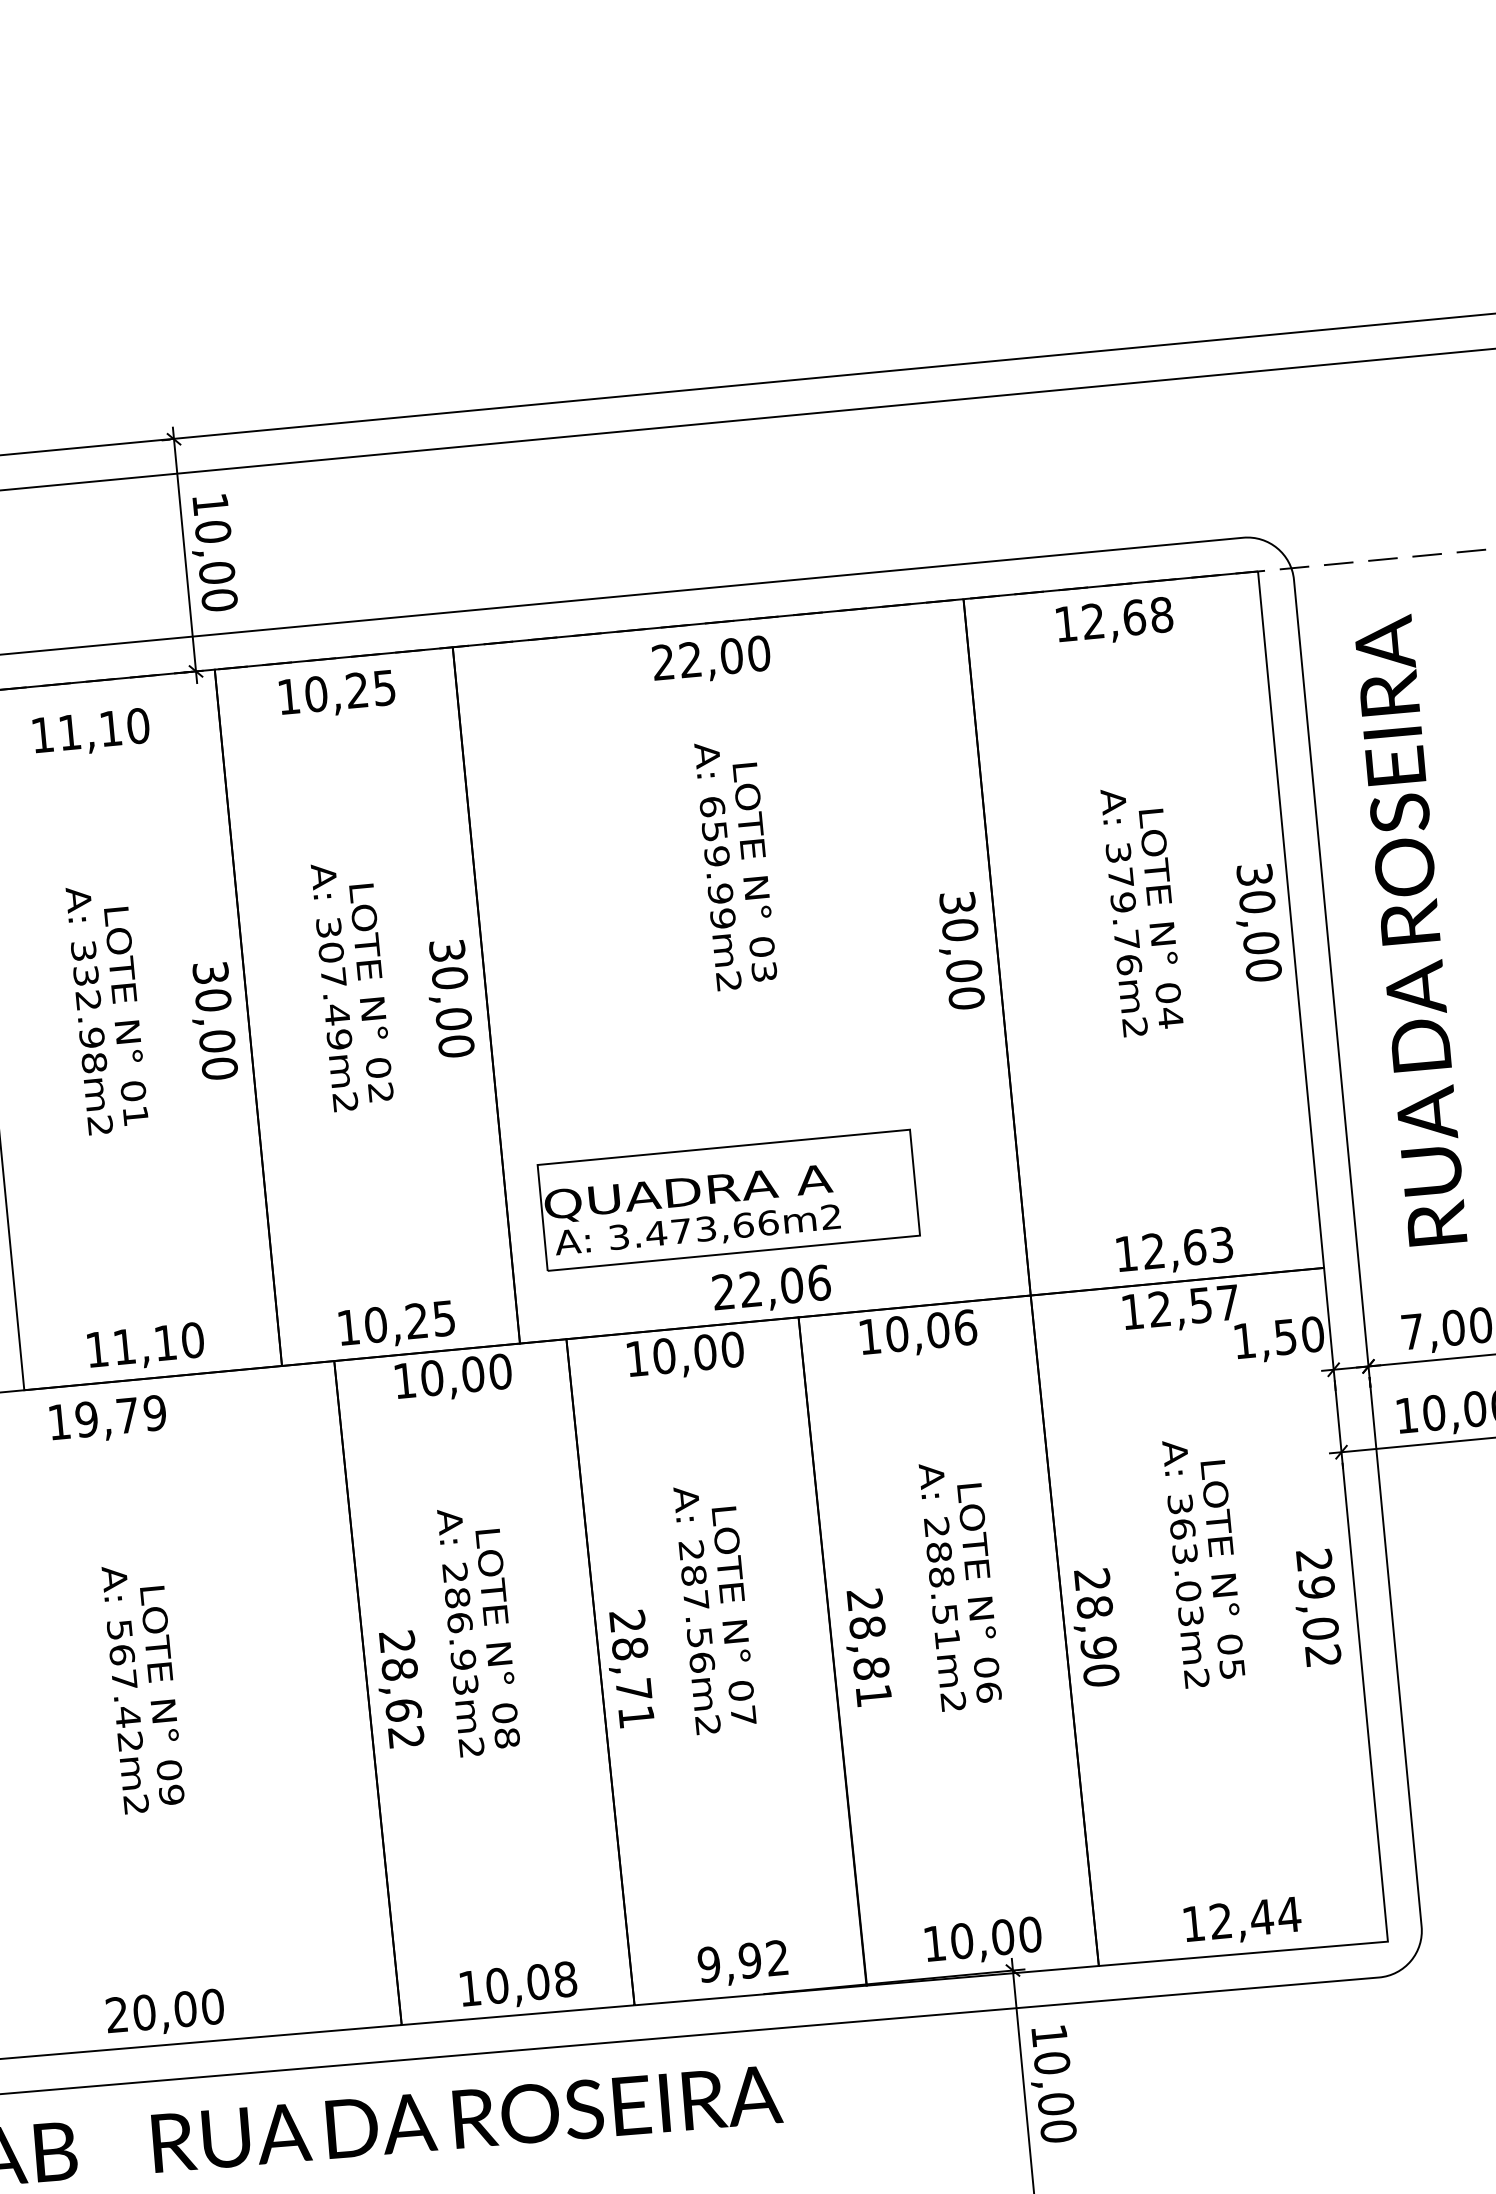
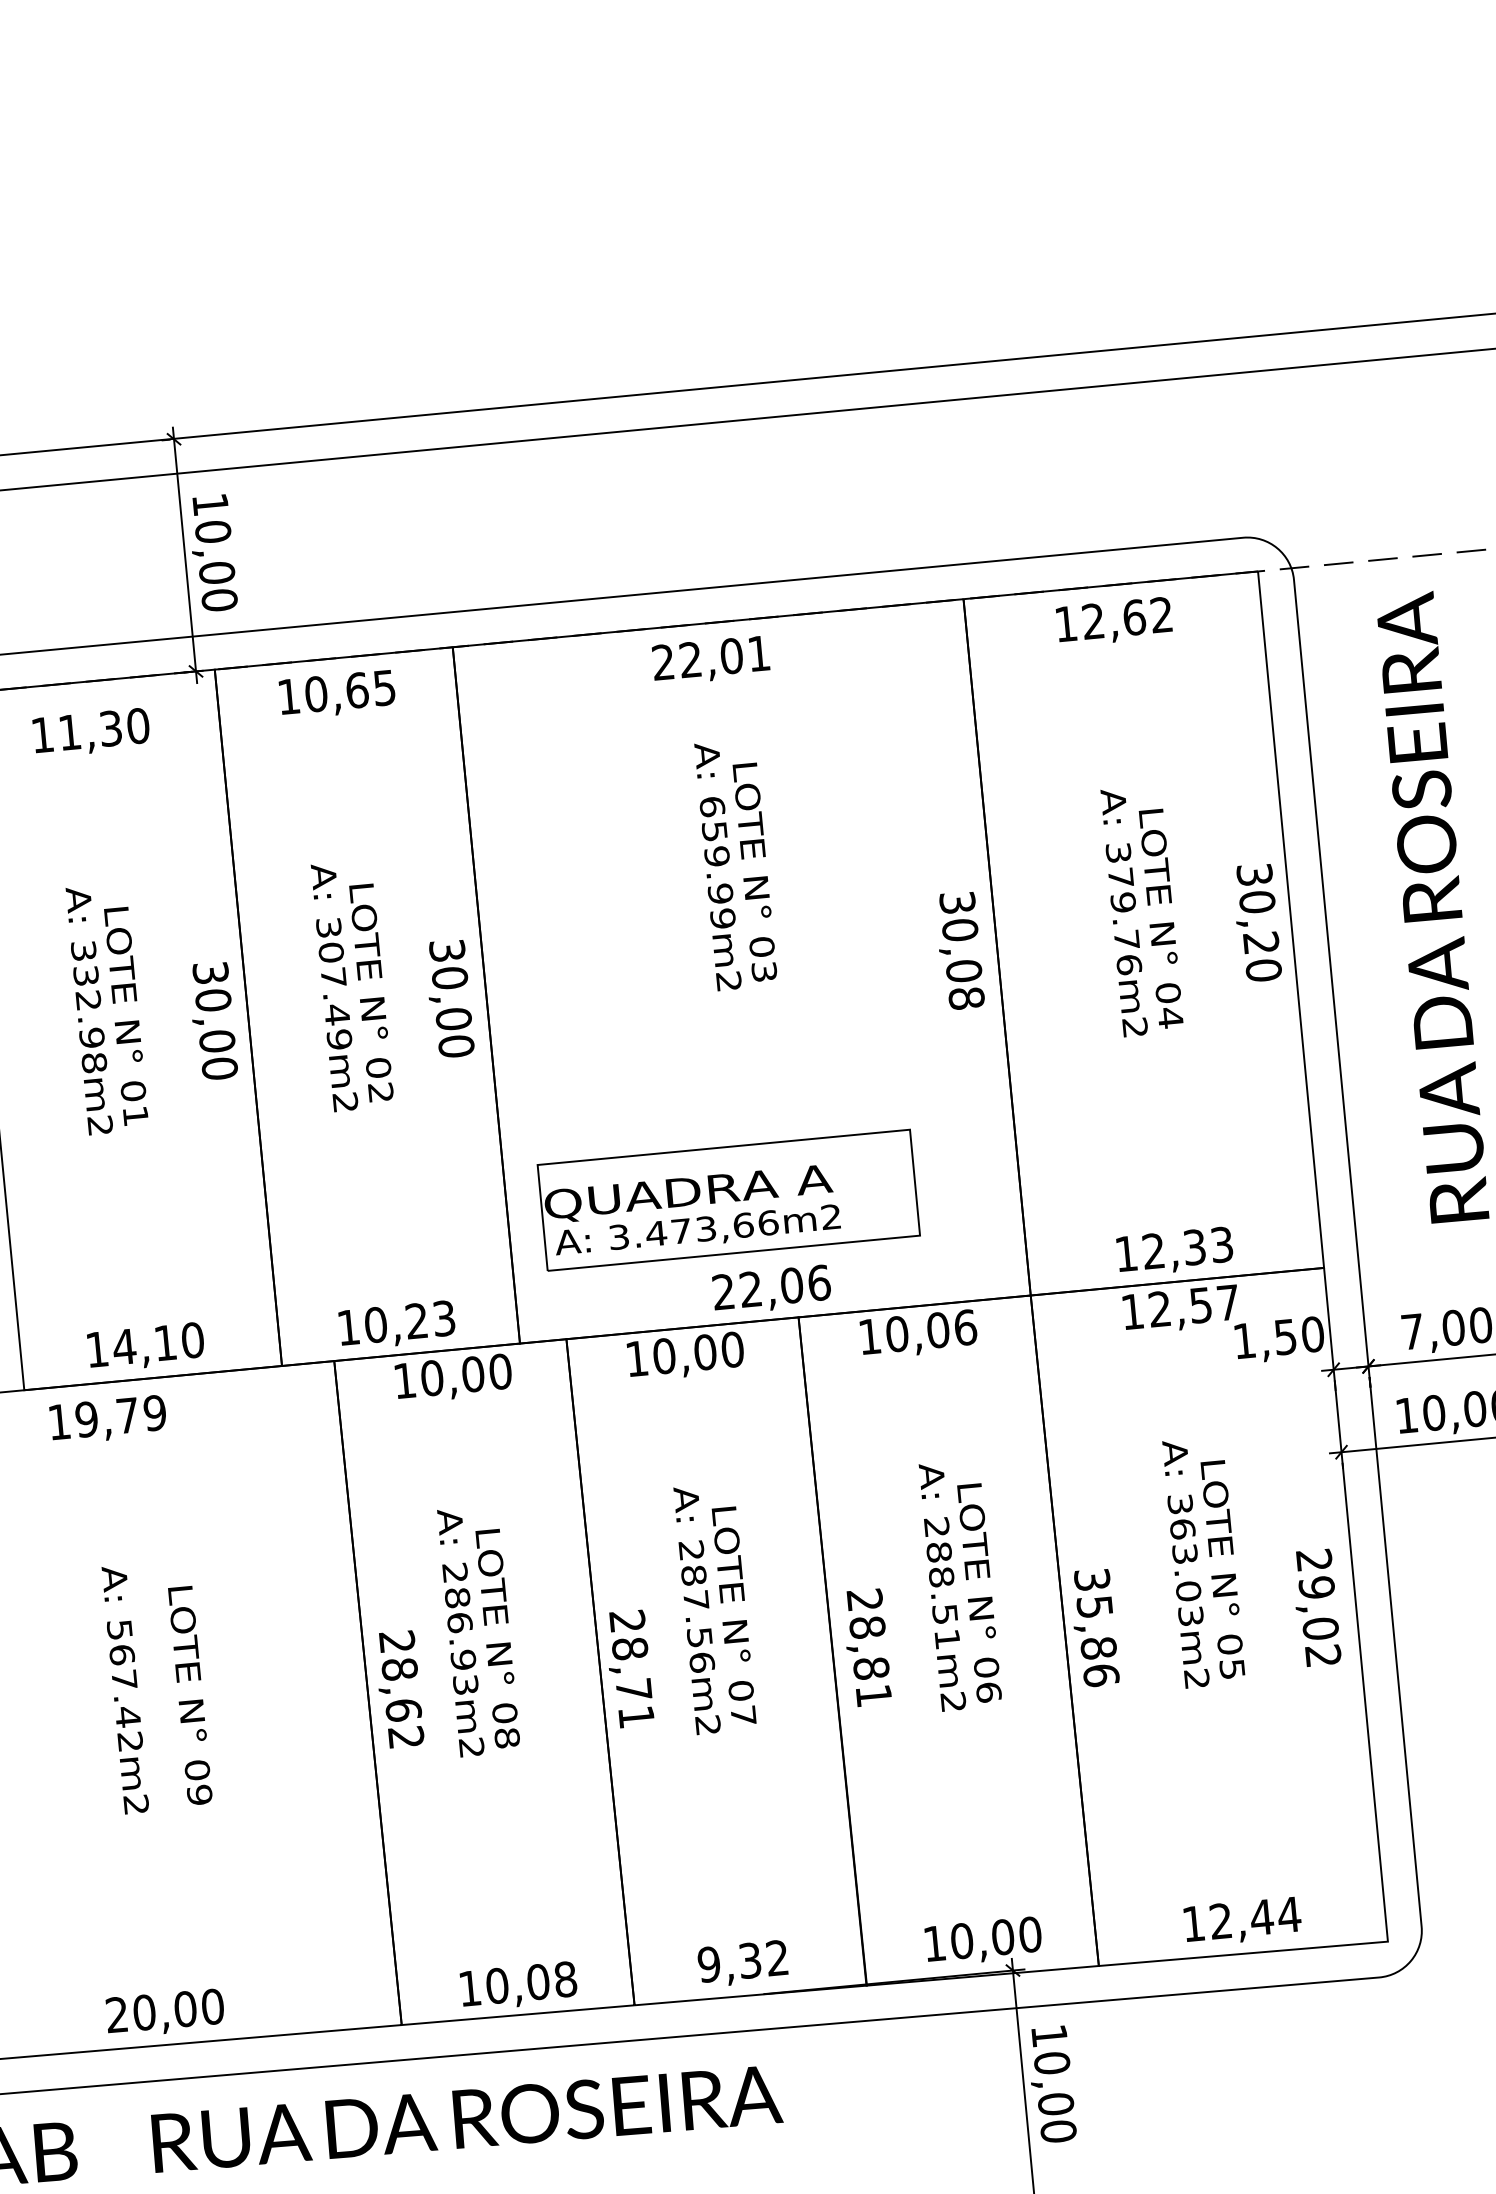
text: 12,68 -> 12,62 (1161, 615)
text: 22,00 -> 22,01 (759, 653)
text: 10,25 -> 10,65 (356, 690)
text: 11,10 -> 11,30 (111, 728)
text position: (1411, 929) -> (1433, 906) (1433, 906)
text: 30,00 -> 30,20 (1261, 942)
text: 30,00 -> 30,08 (966, 998)
text: 12,63 -> 12,33 (1195, 1247)
text: 10,25 -> 10,23 (444, 1318)
text: 11,10 -> 14,10 (124, 1346)
text: 28,90 -> 35,86 (1096, 1627)
text position: (162, 1694) -> (190, 1694) (190, 1694)
text: 9,92 -> 9,32 (749, 1960)
